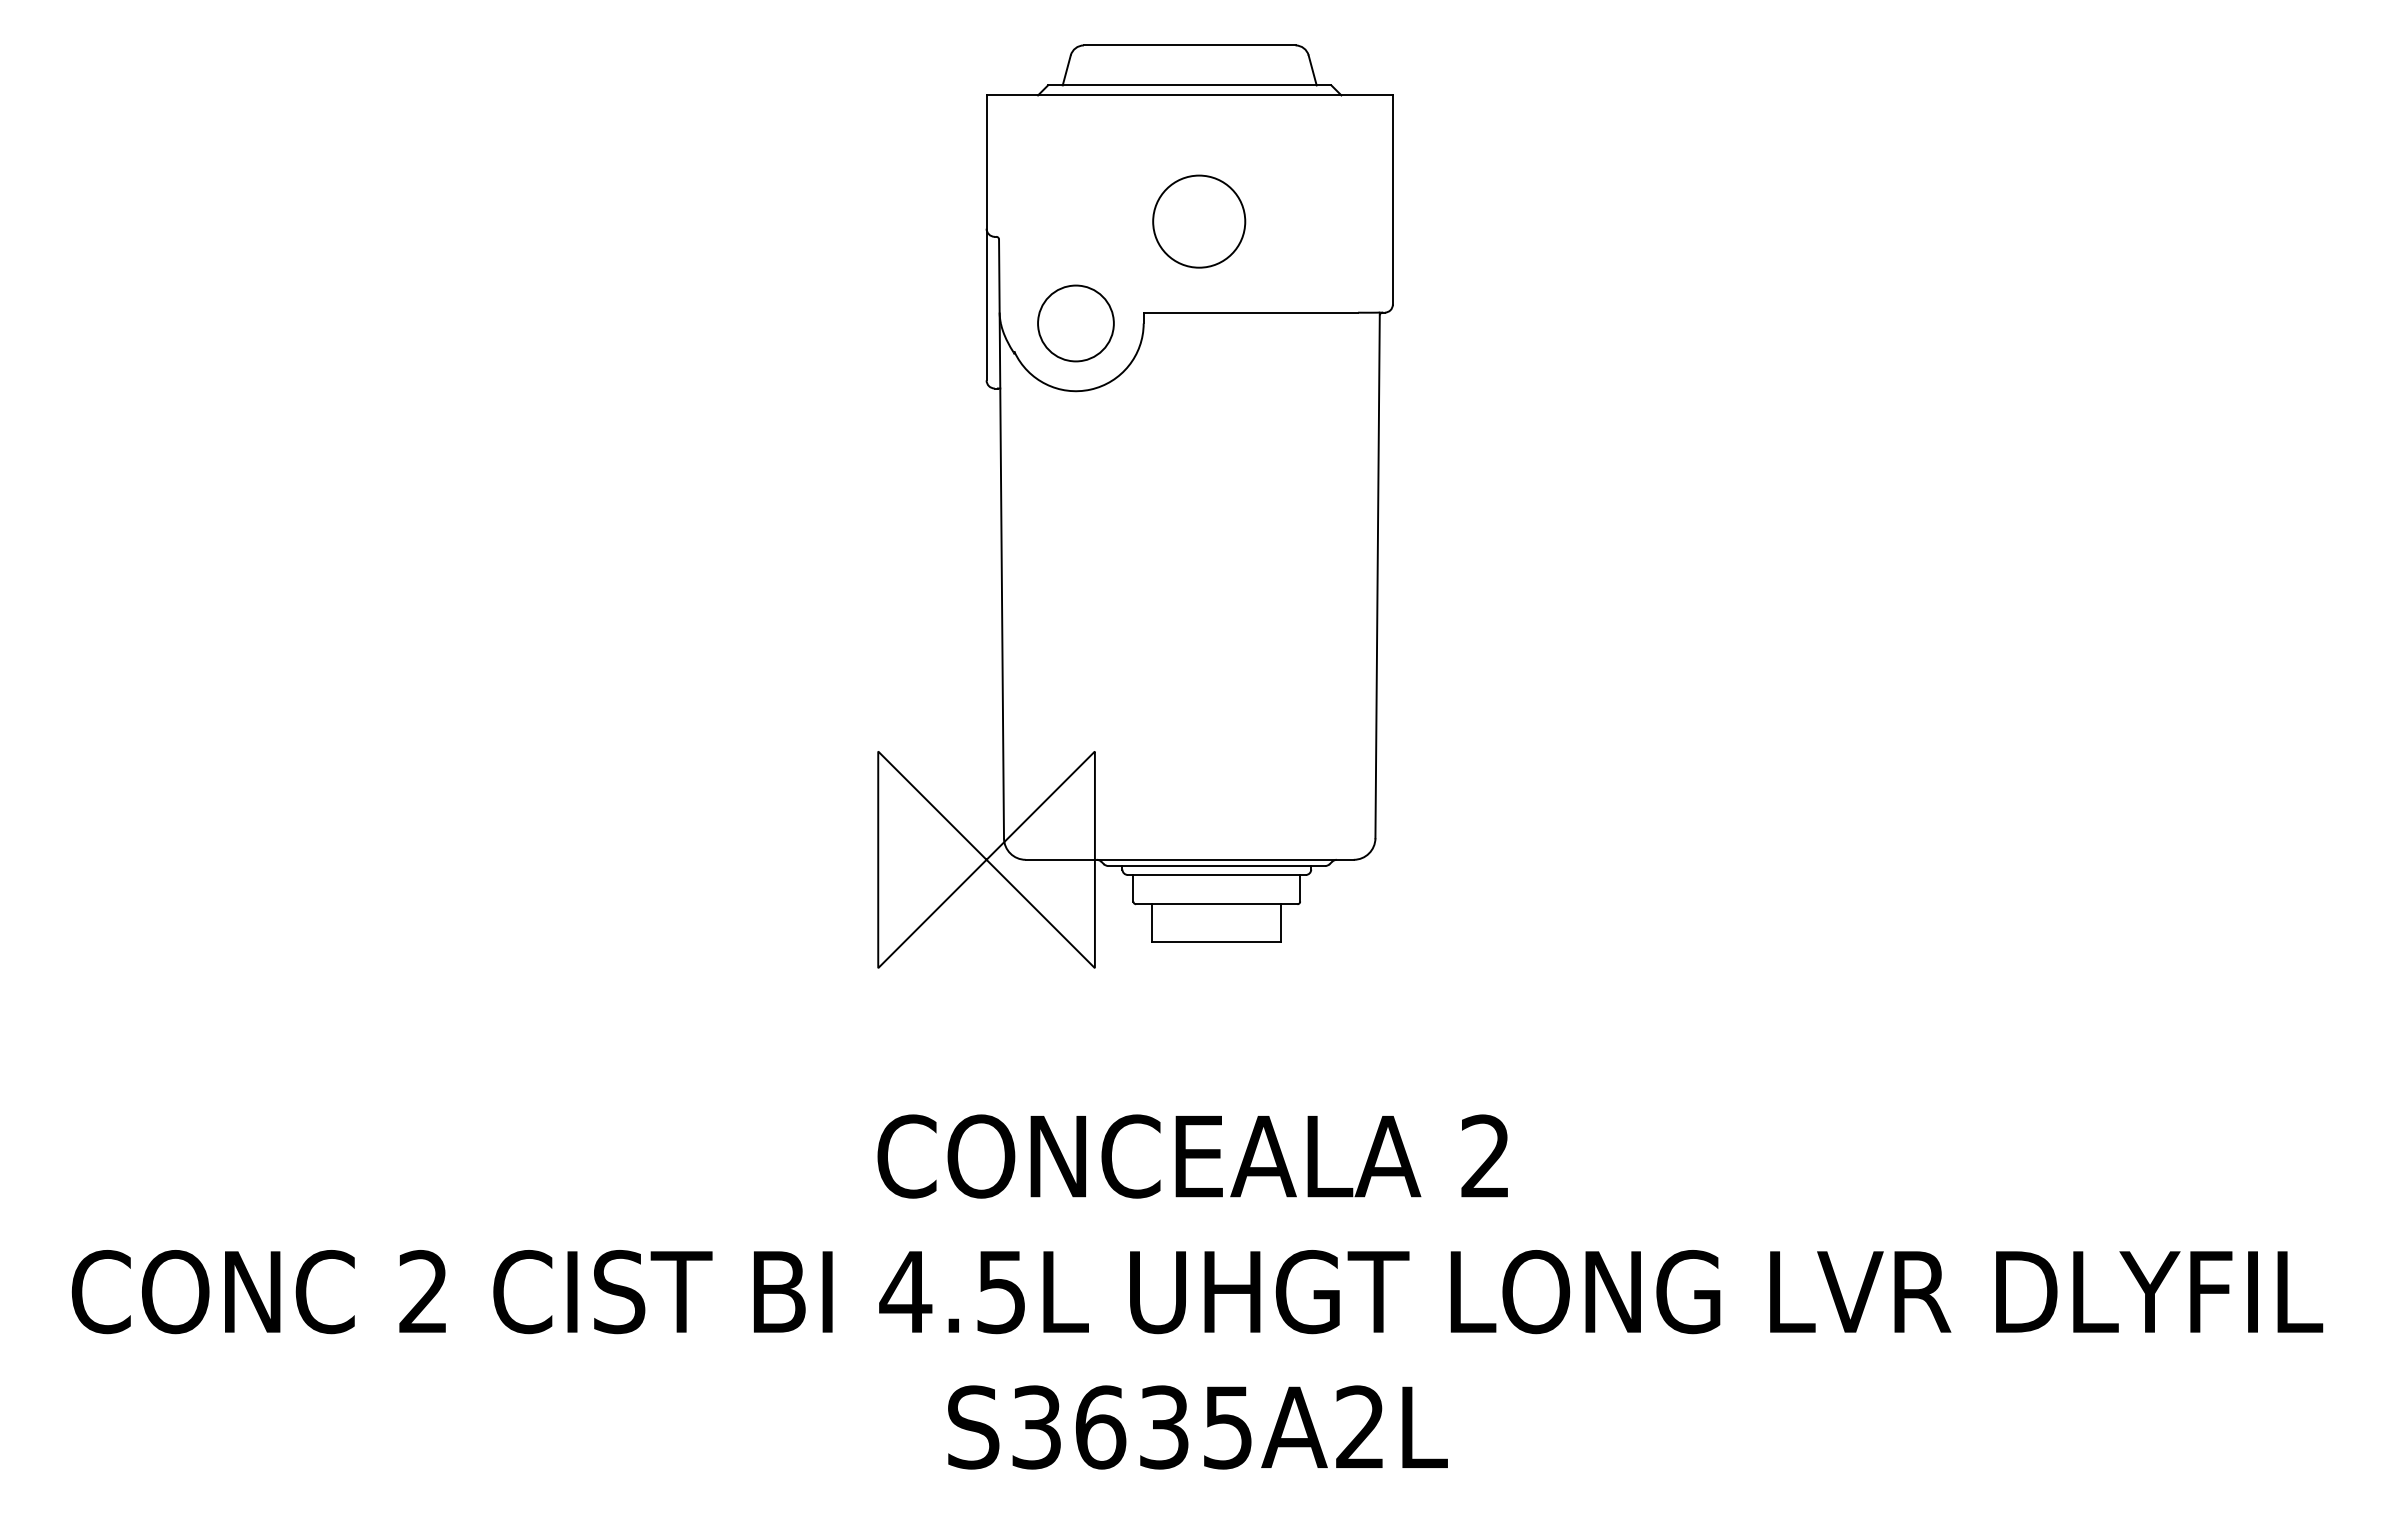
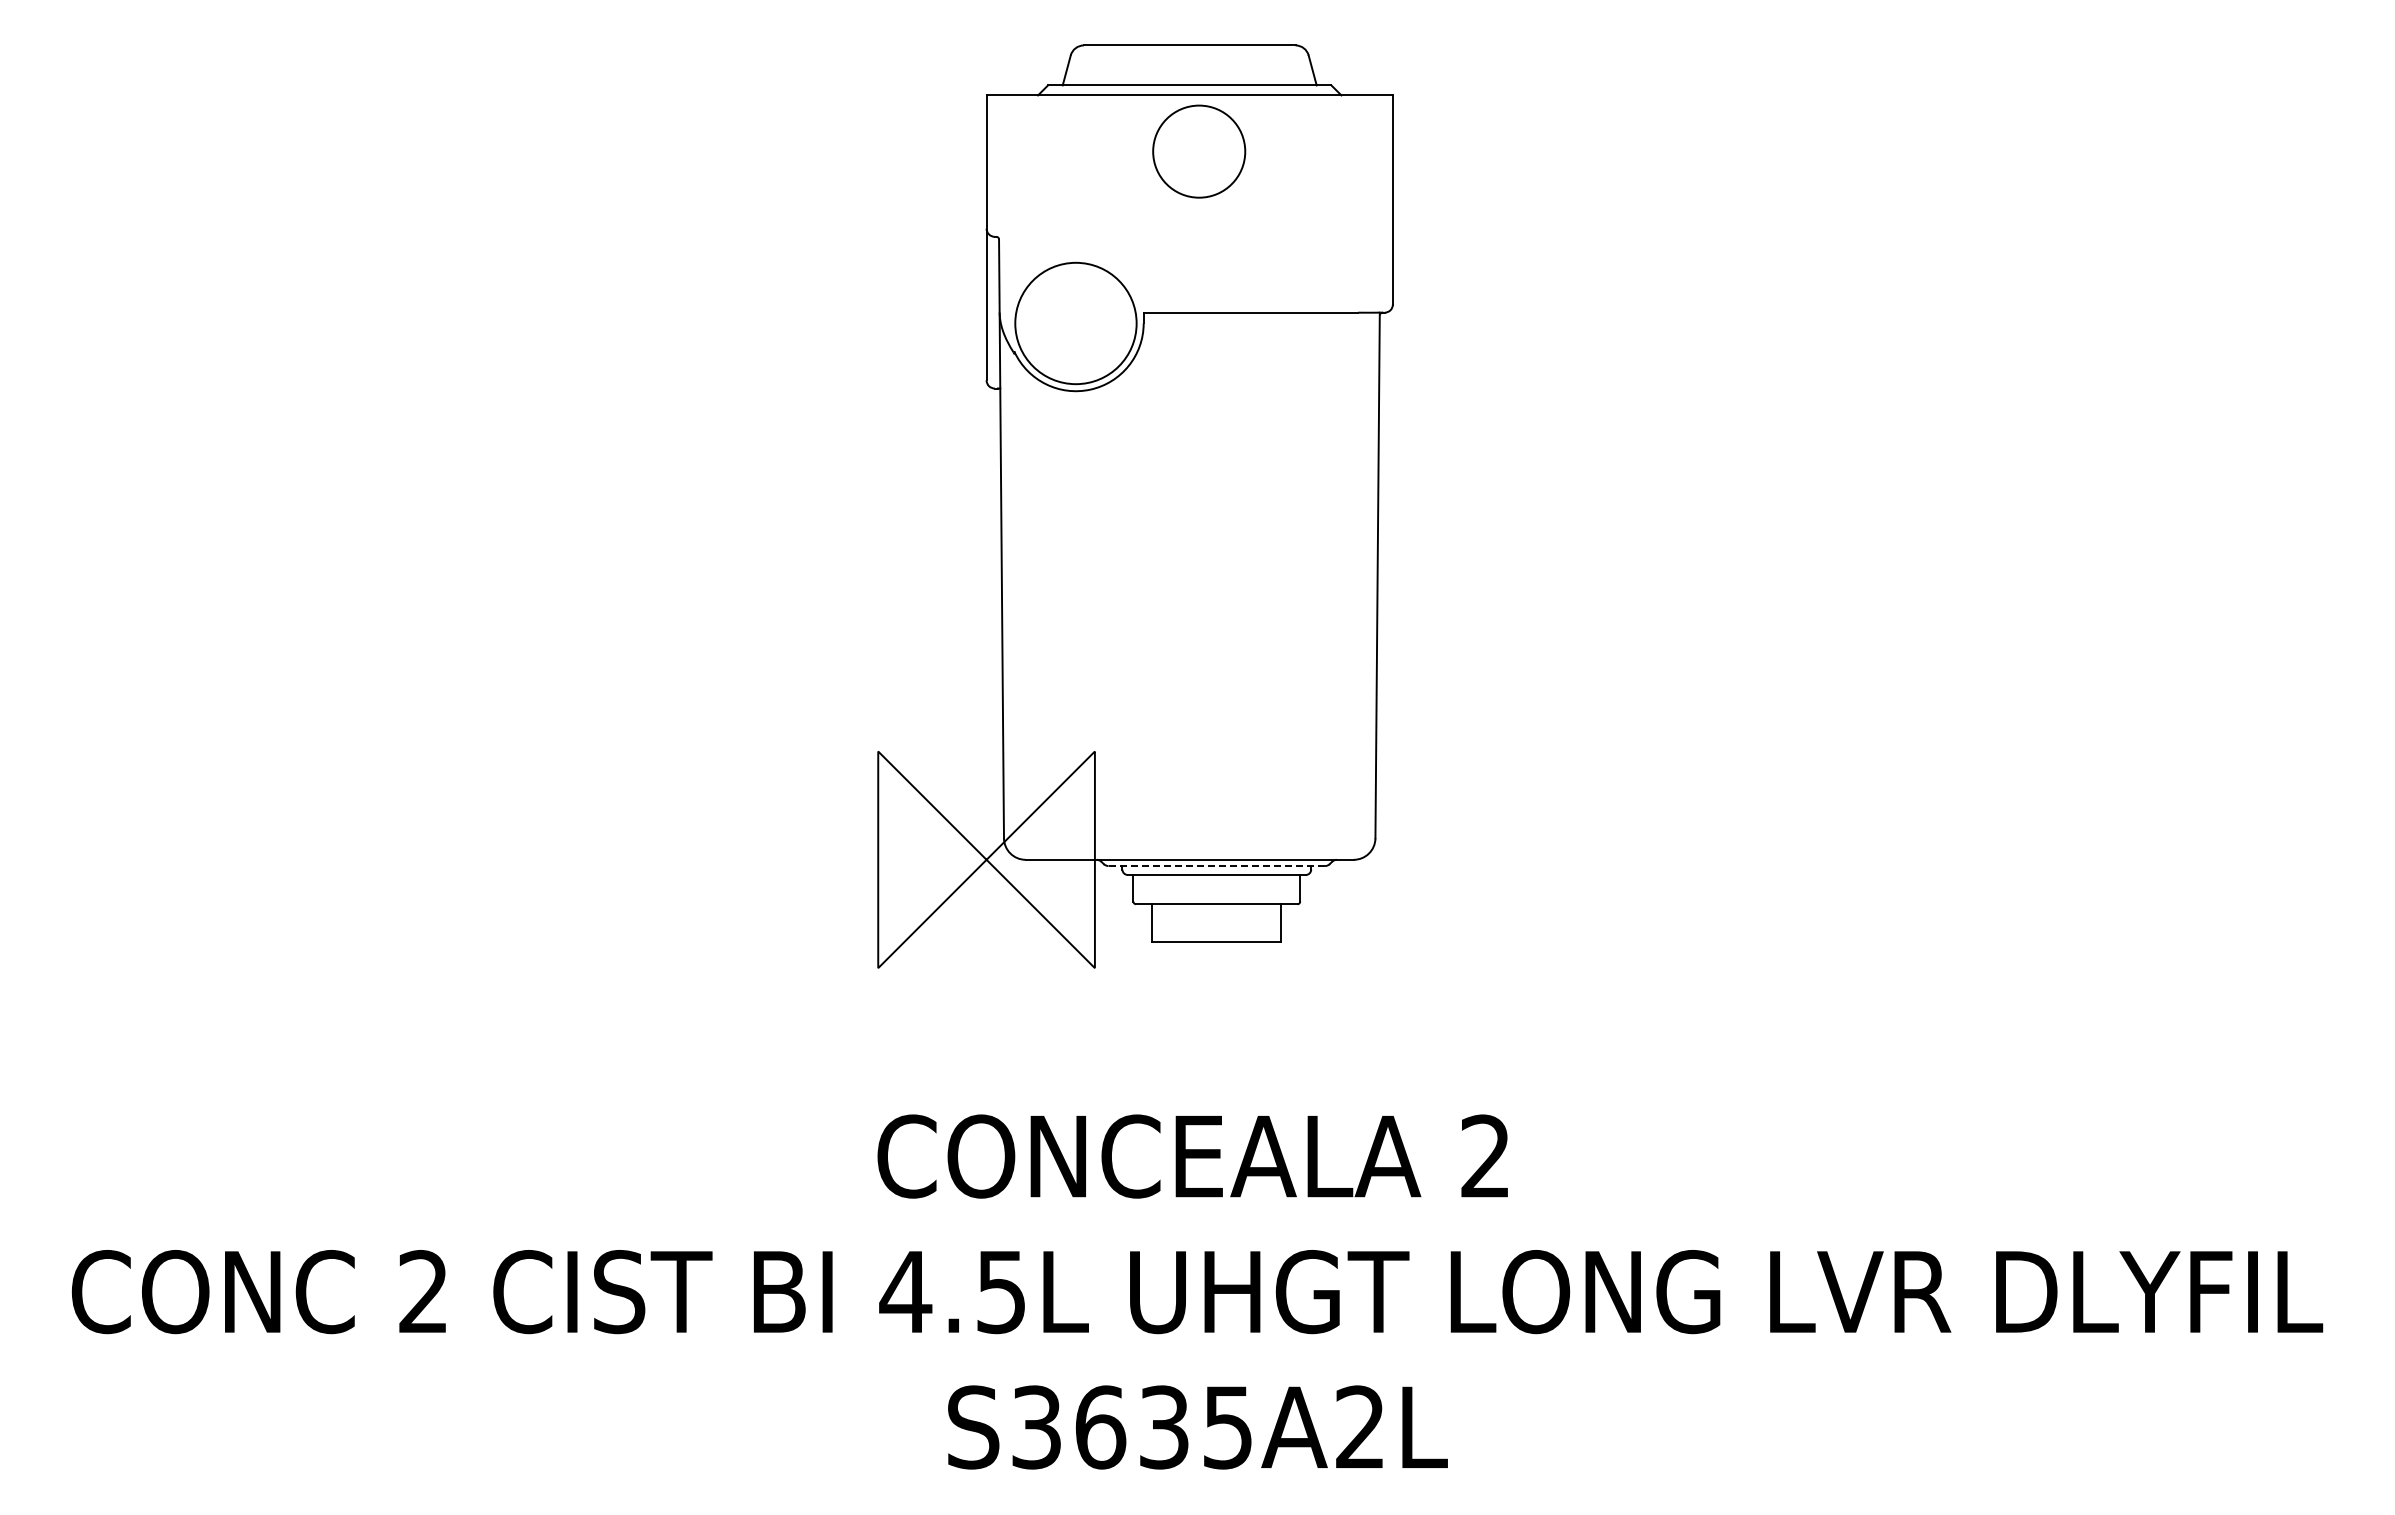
circle position: (1199, 221) -> (1199, 151) (1199, 151)
circle diameter: 76 px -> 121 px (1075, 323)
line: solid -> dashed (1216, 866)
